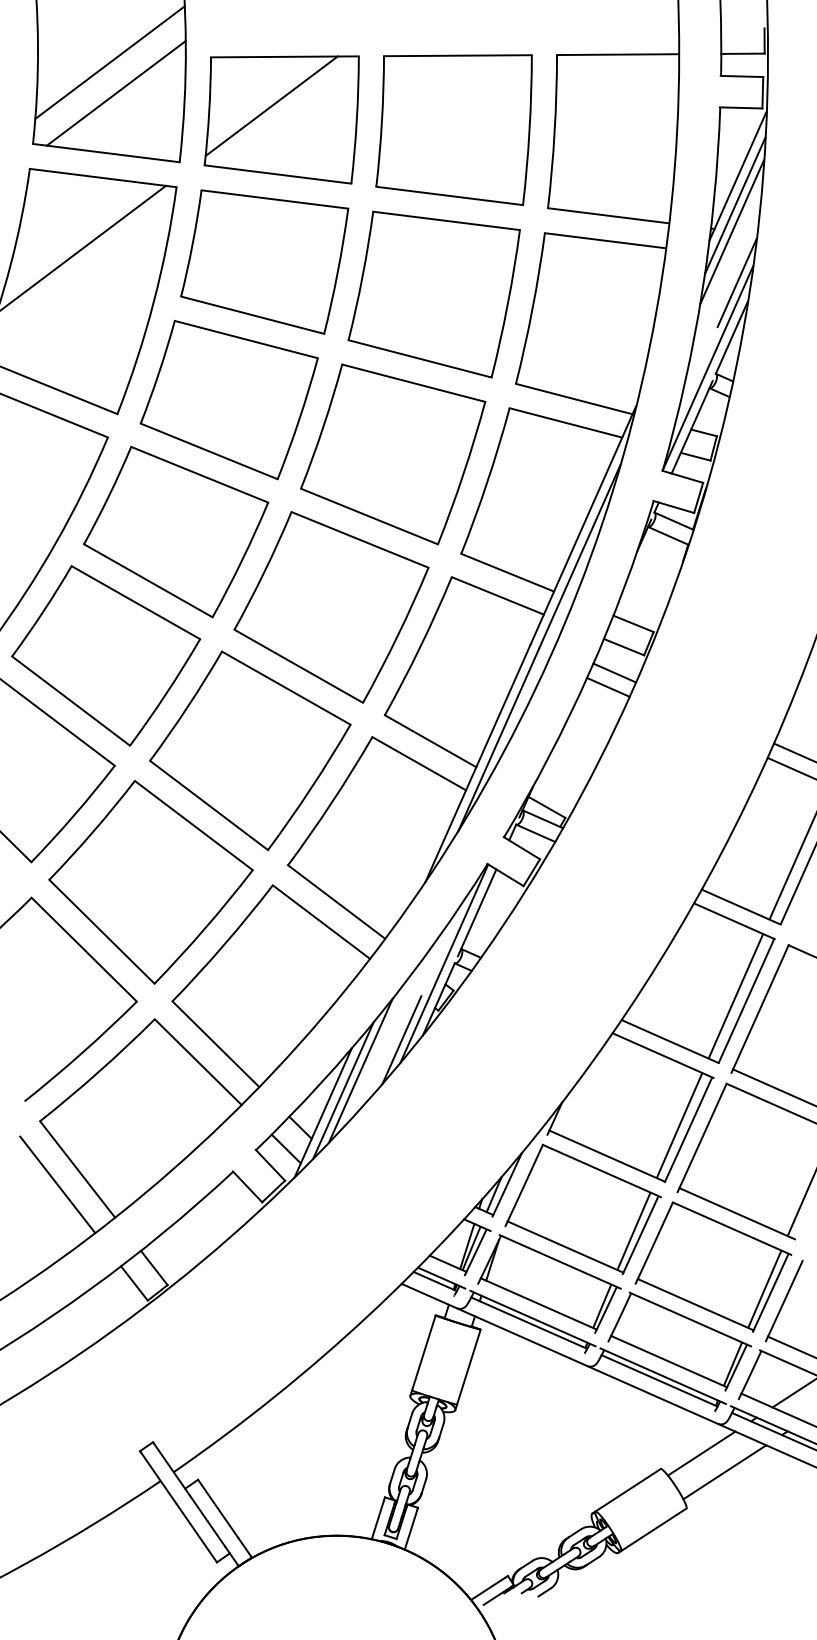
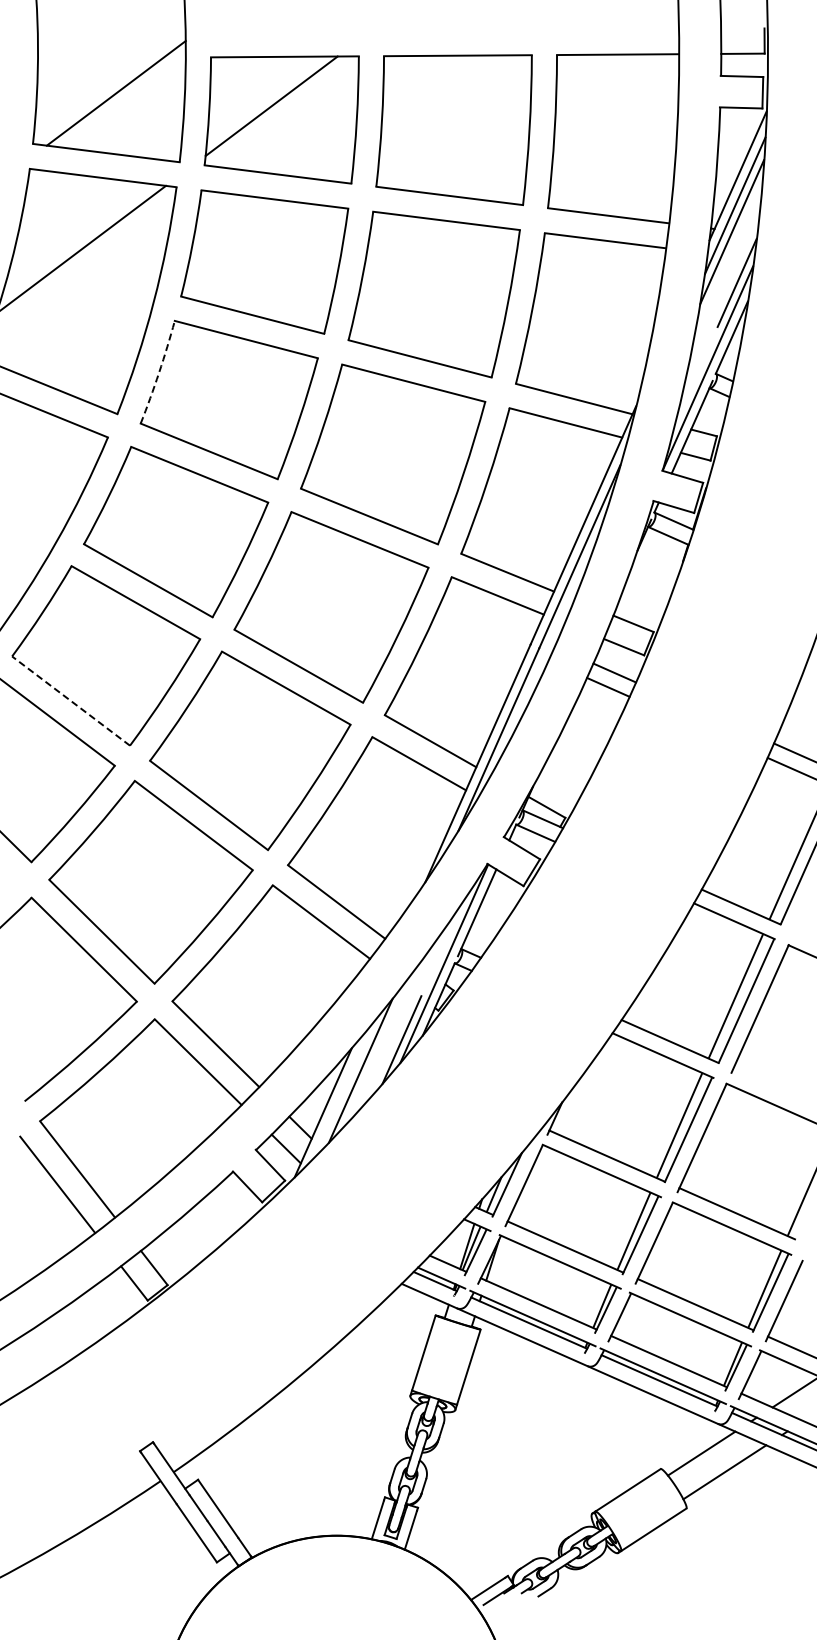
line: present -> none (109, 62)
arc: solid -> dashed (159, 372)
line: solid -> dashed (71, 701)
line: present -> none (773, 1087)
line: present -> none (343, 1090)
